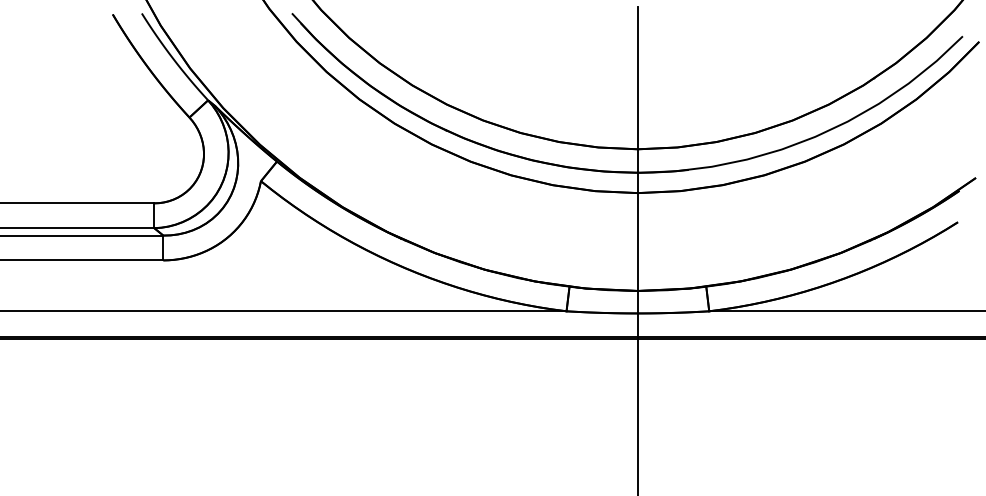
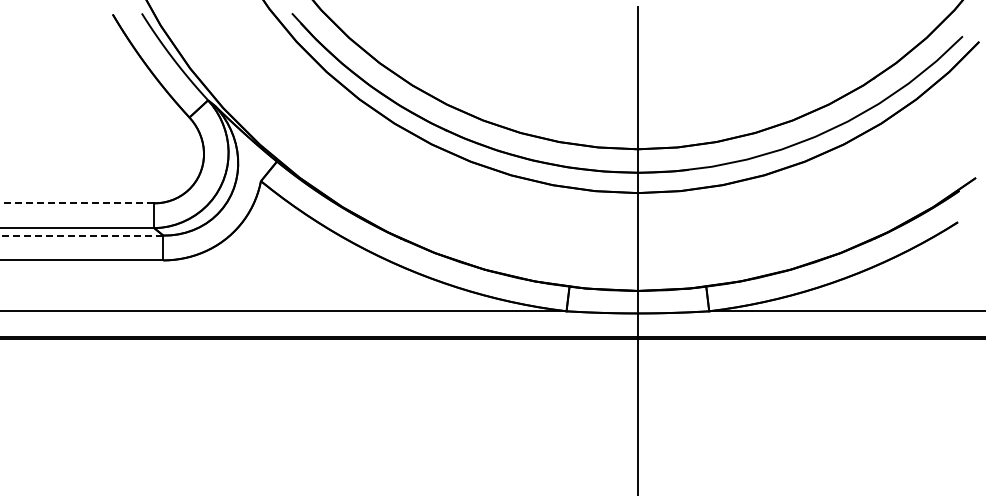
line: solid -> dashed (77, 203)
line: solid -> dashed (81, 235)
